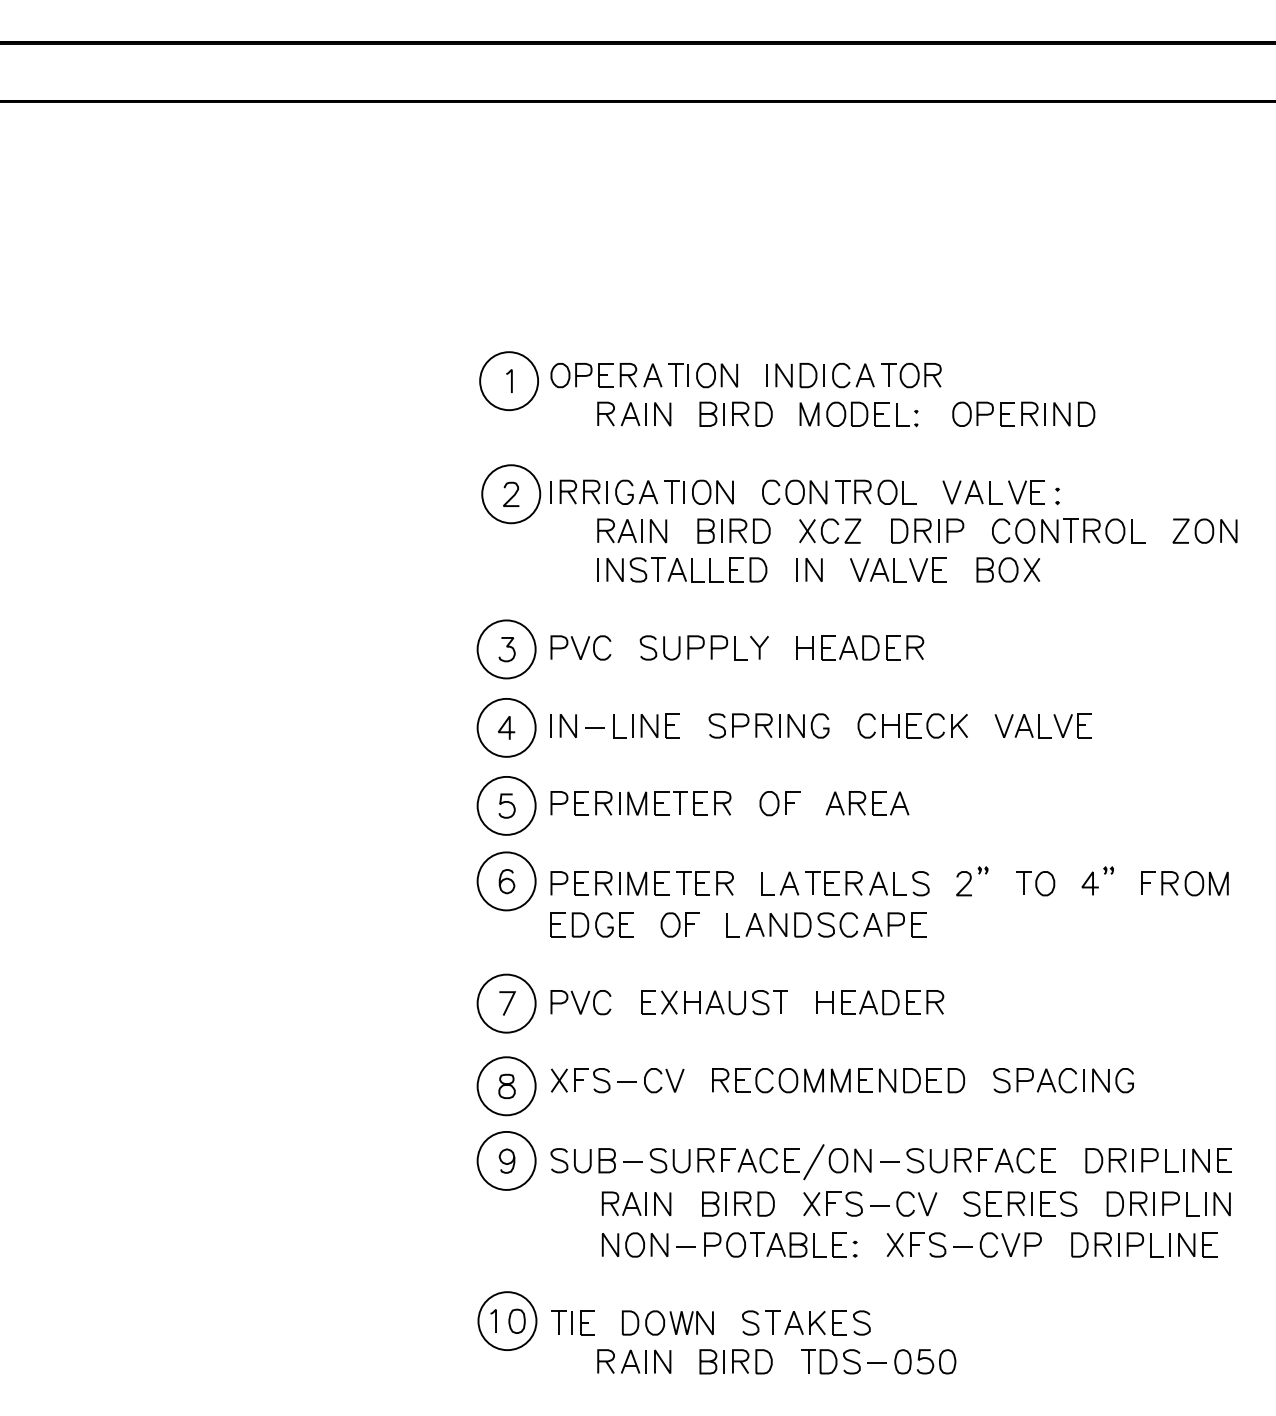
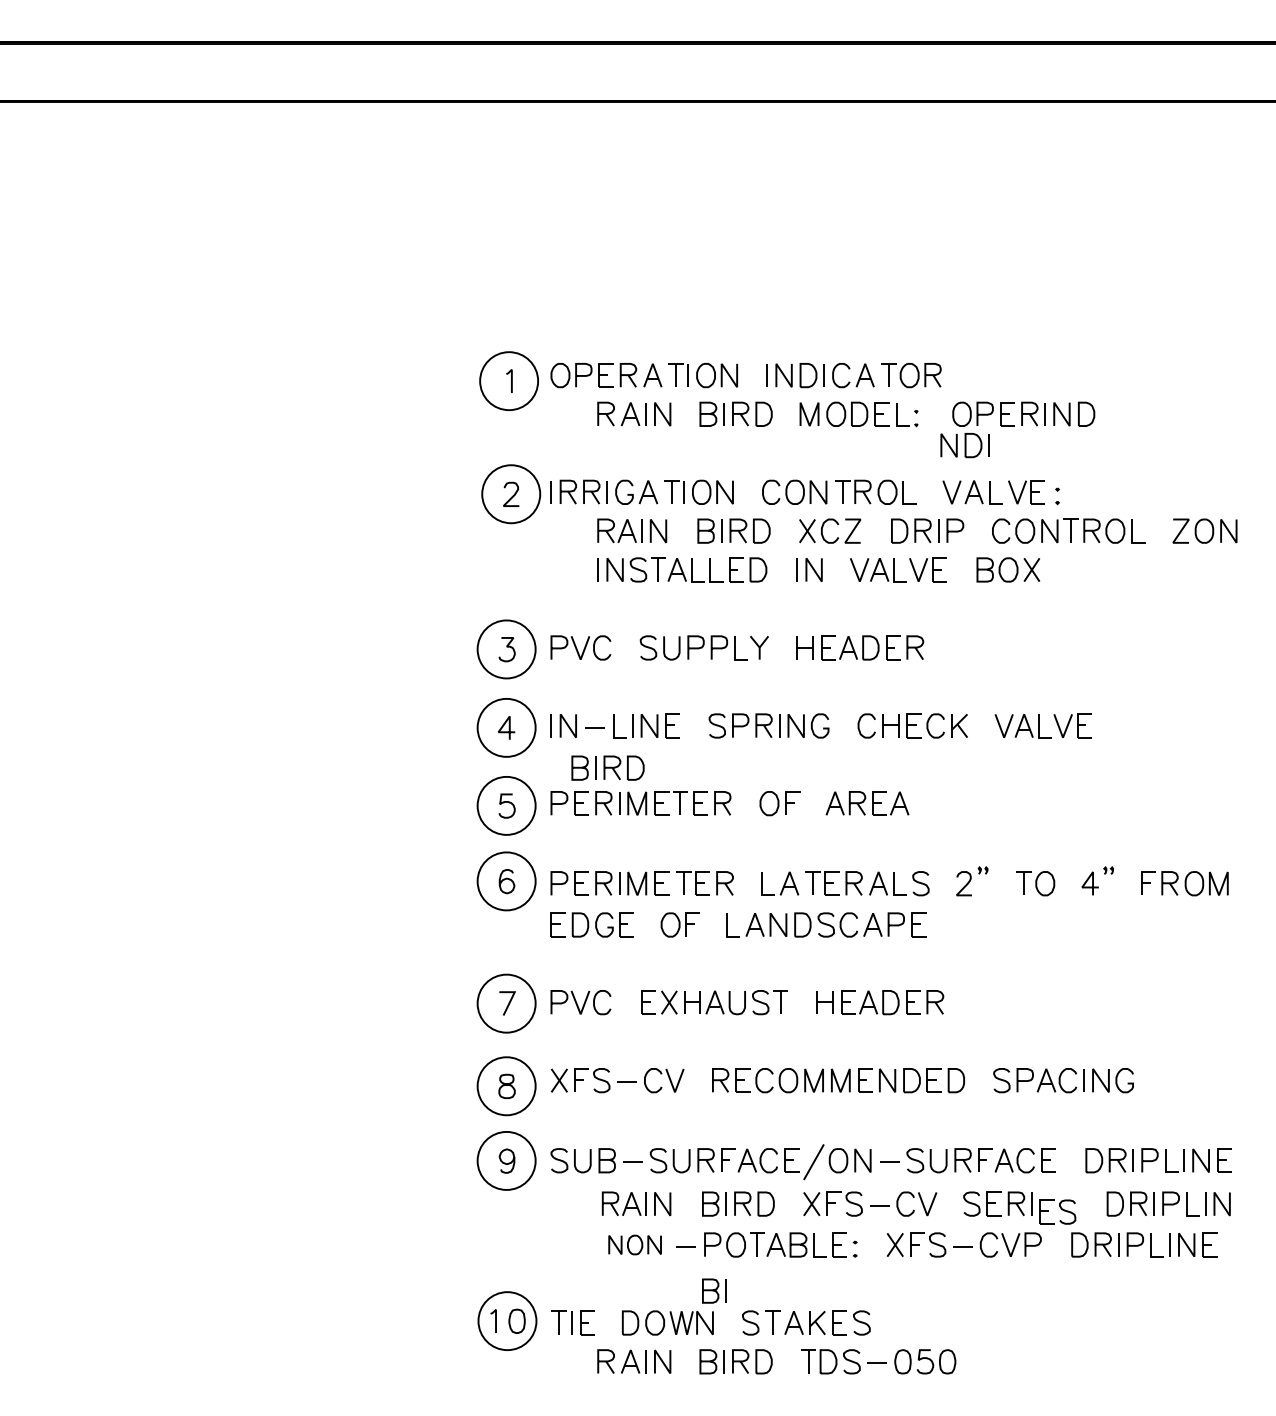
part: none -> present (964, 445)
part: none -> present (607, 767)
part position: (1058, 1203) -> (1057, 1211) (1057, 1211)
part size: 68x26 px -> 54x22 px (634, 1244)
part: none -> present (714, 1290)
